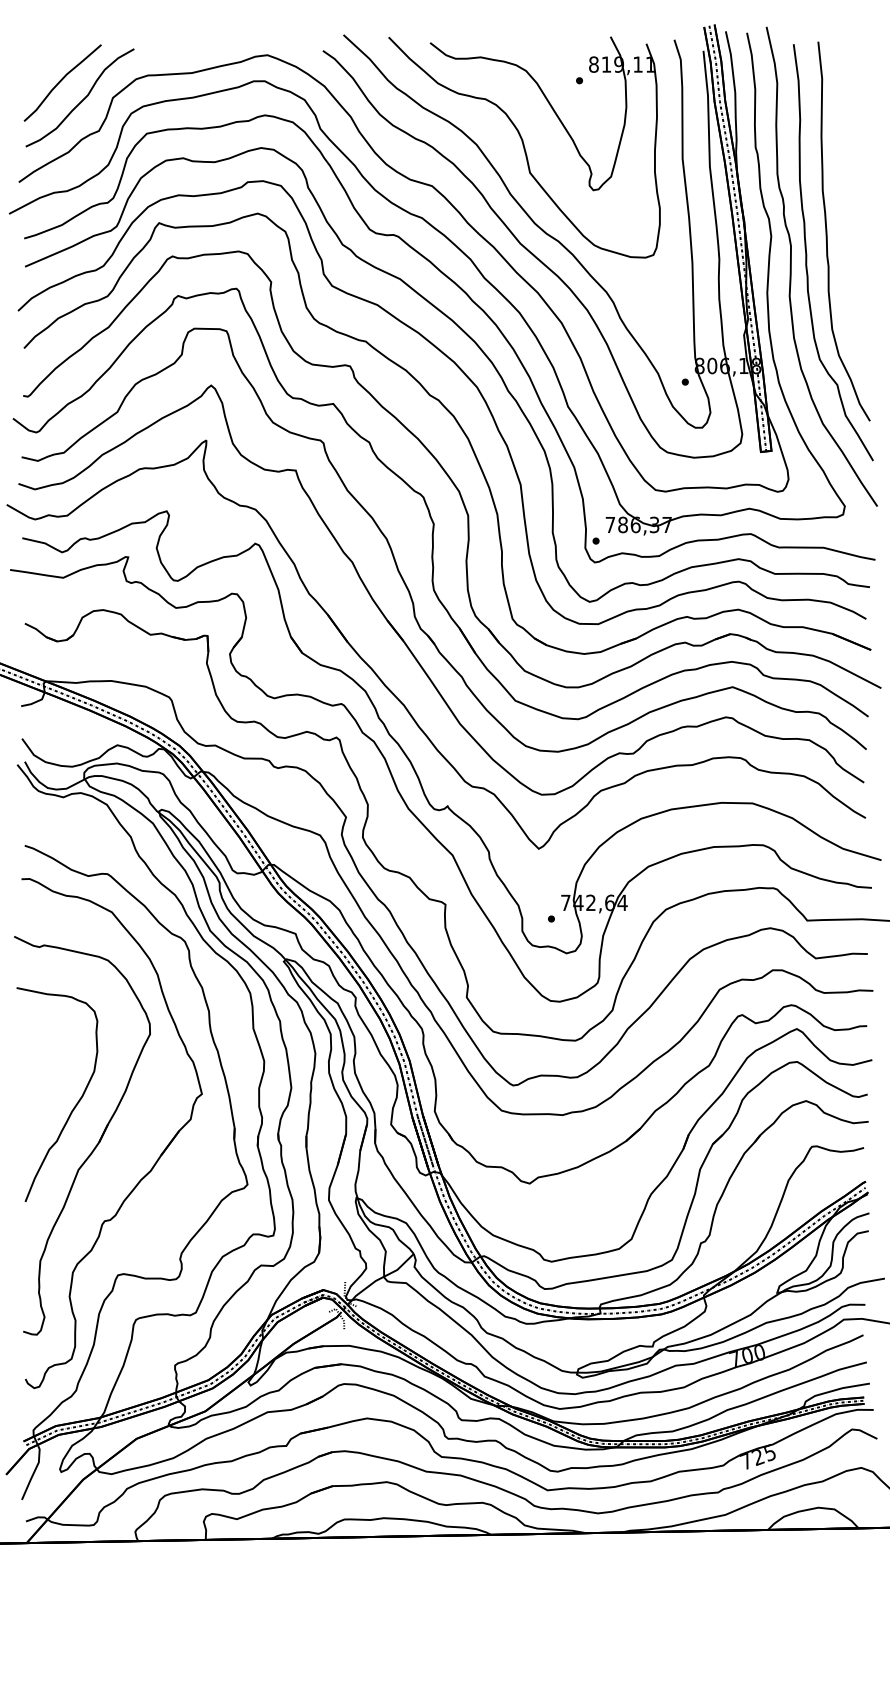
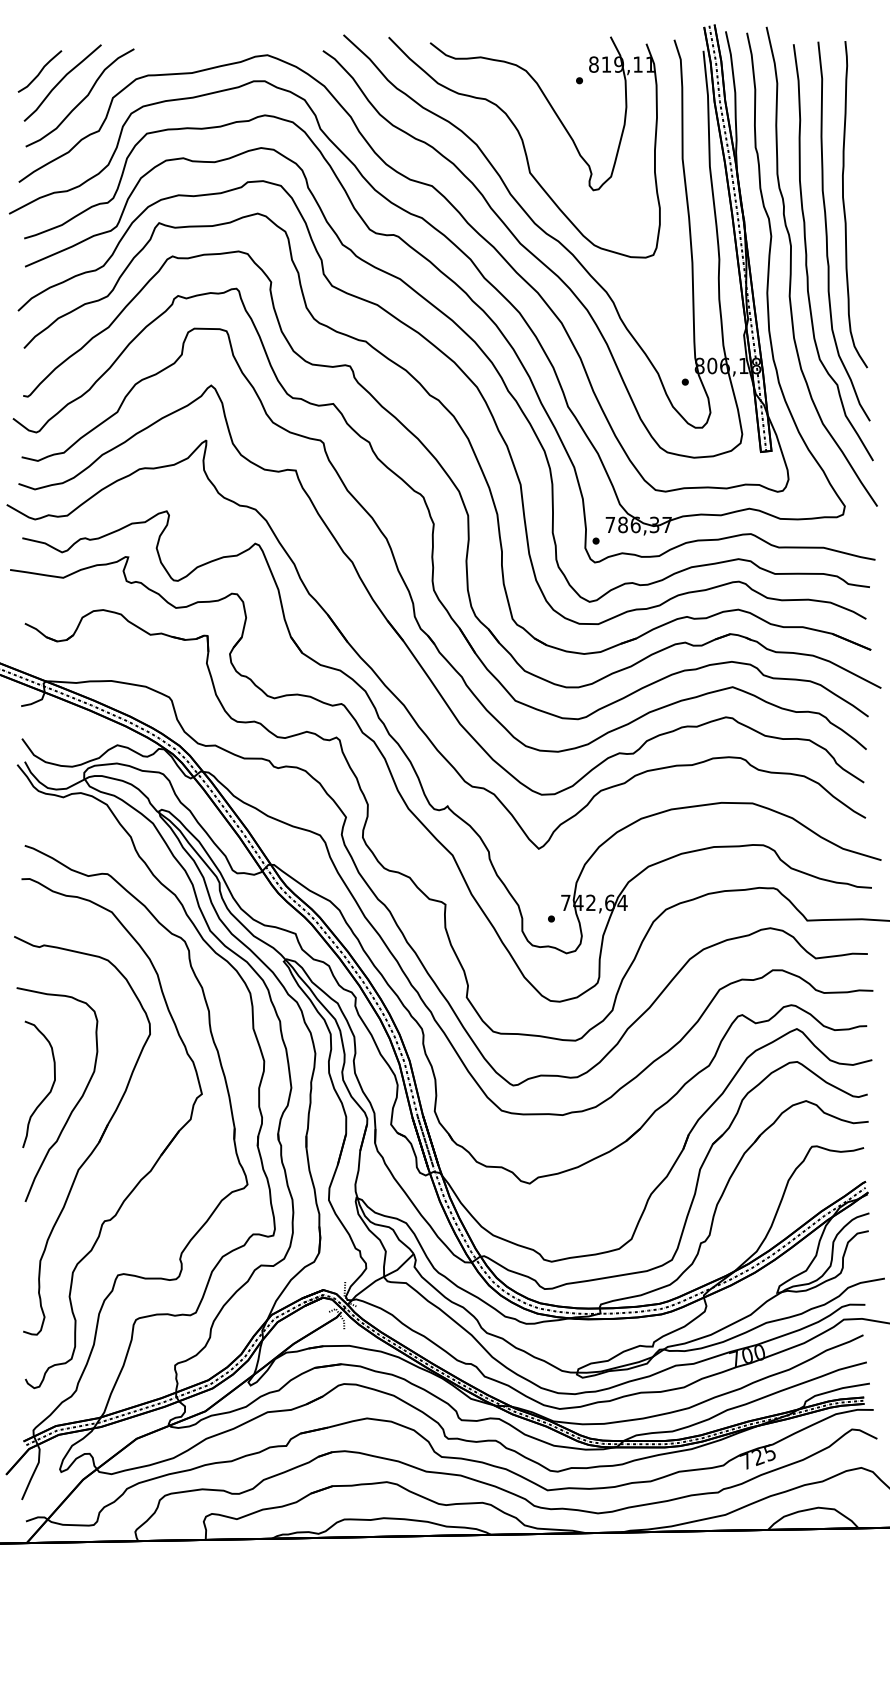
curve: none -> present (39, 71)
curve: none -> present (845, 208)
curve: none -> present (50, 1088)
